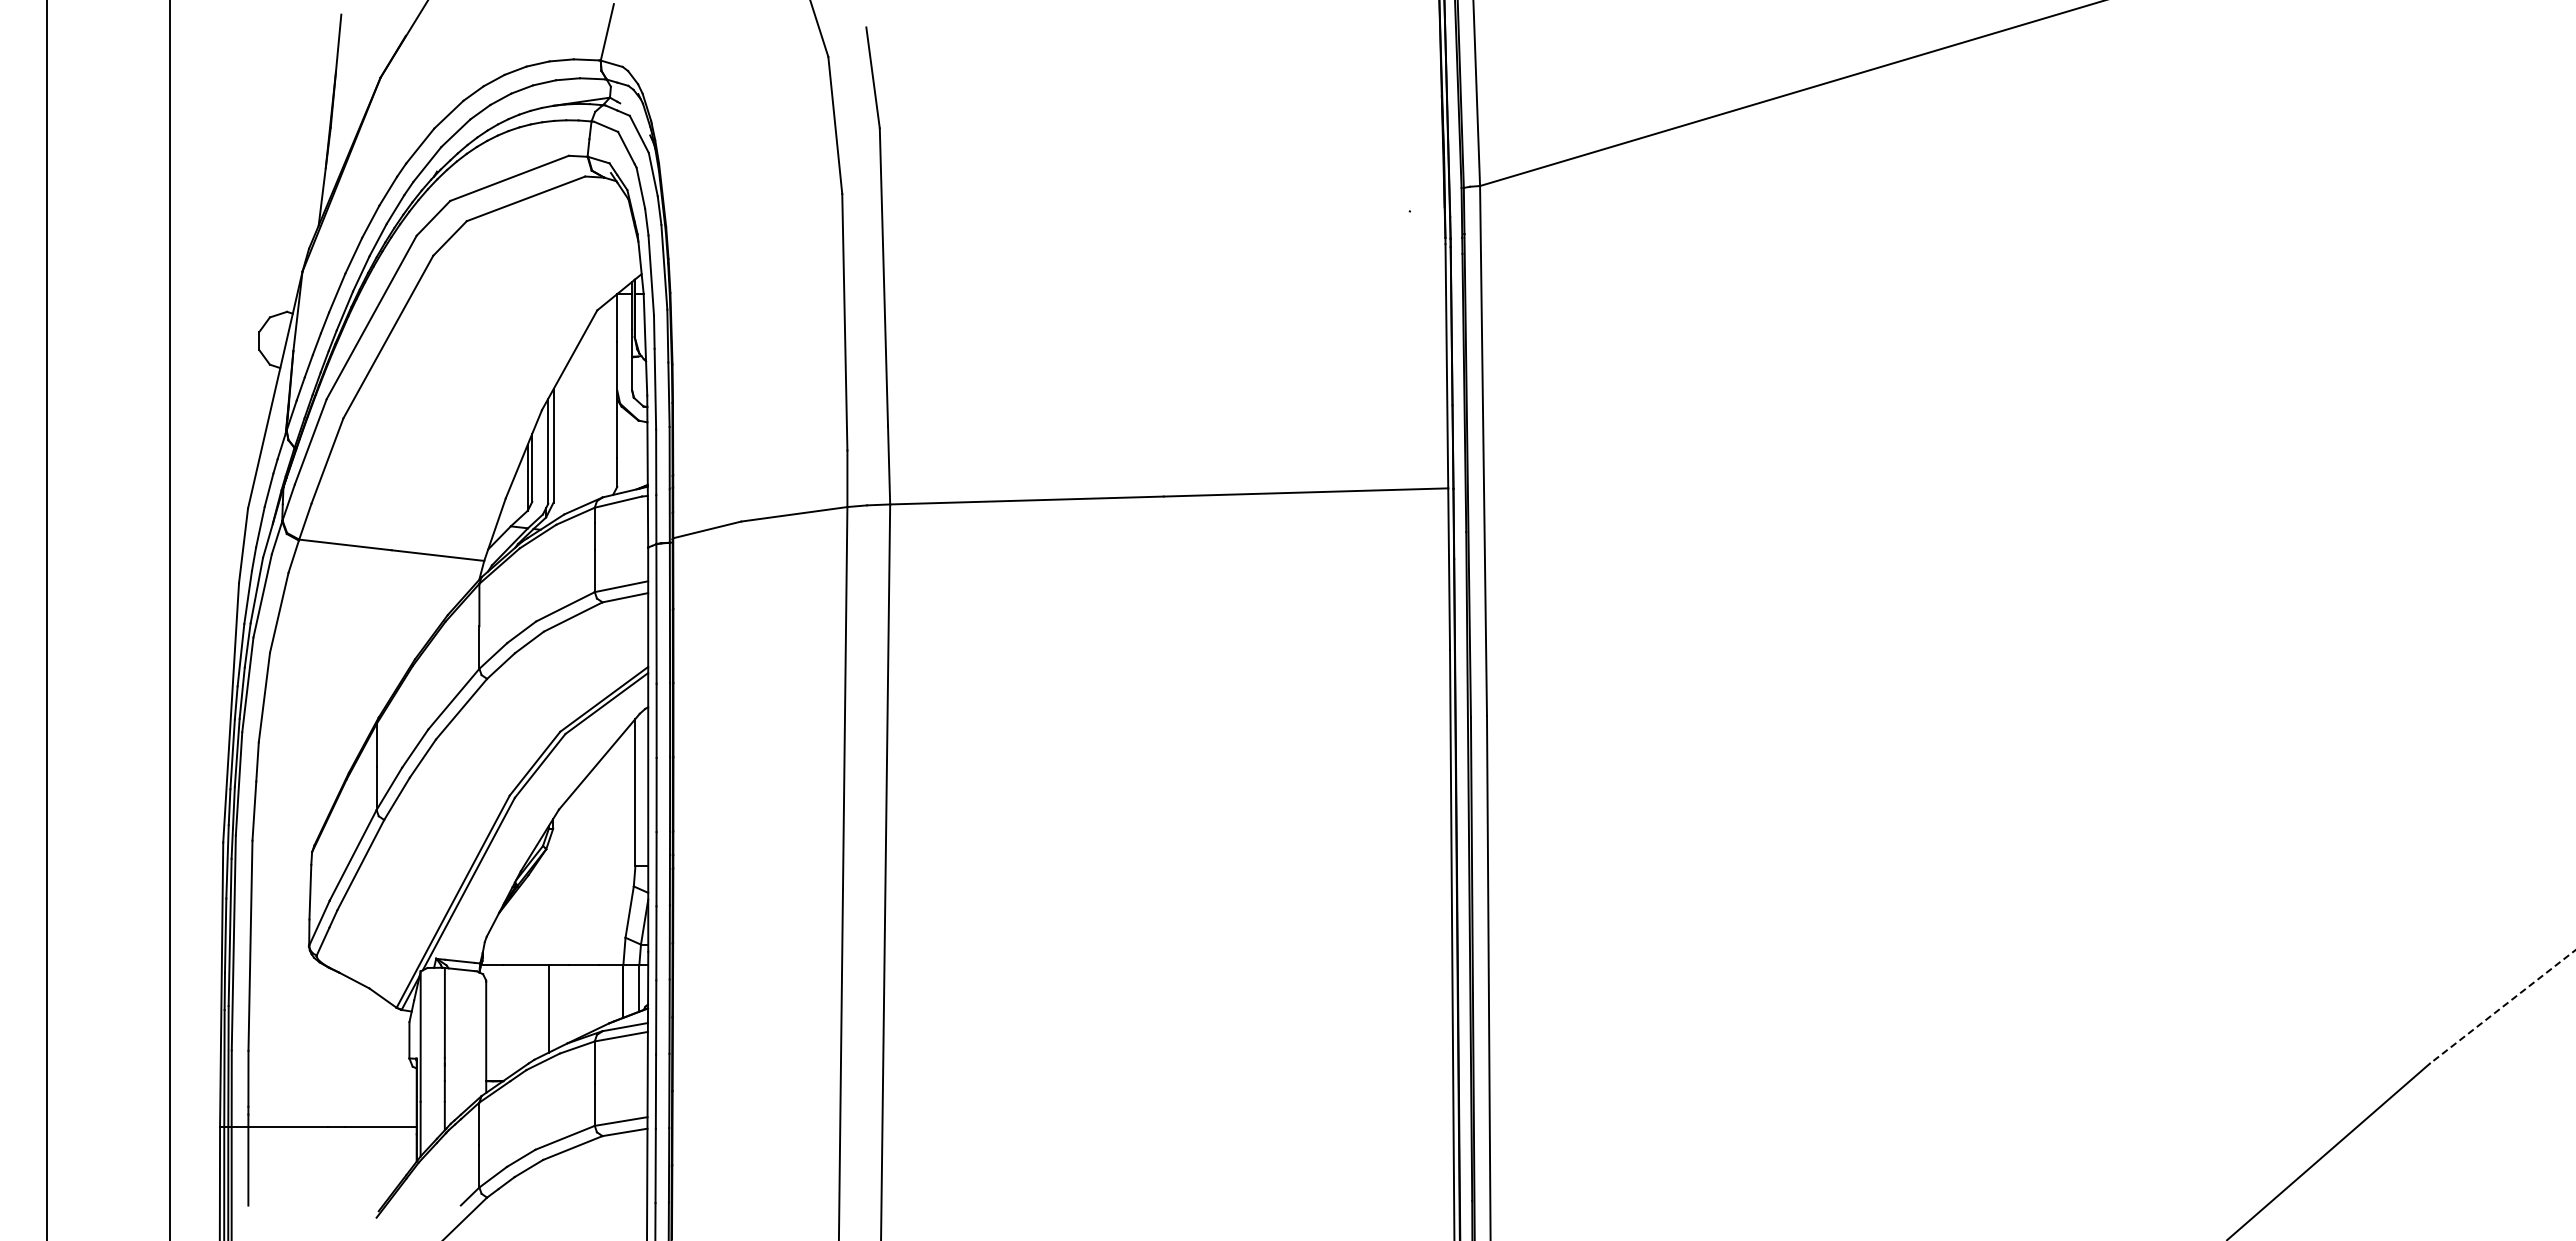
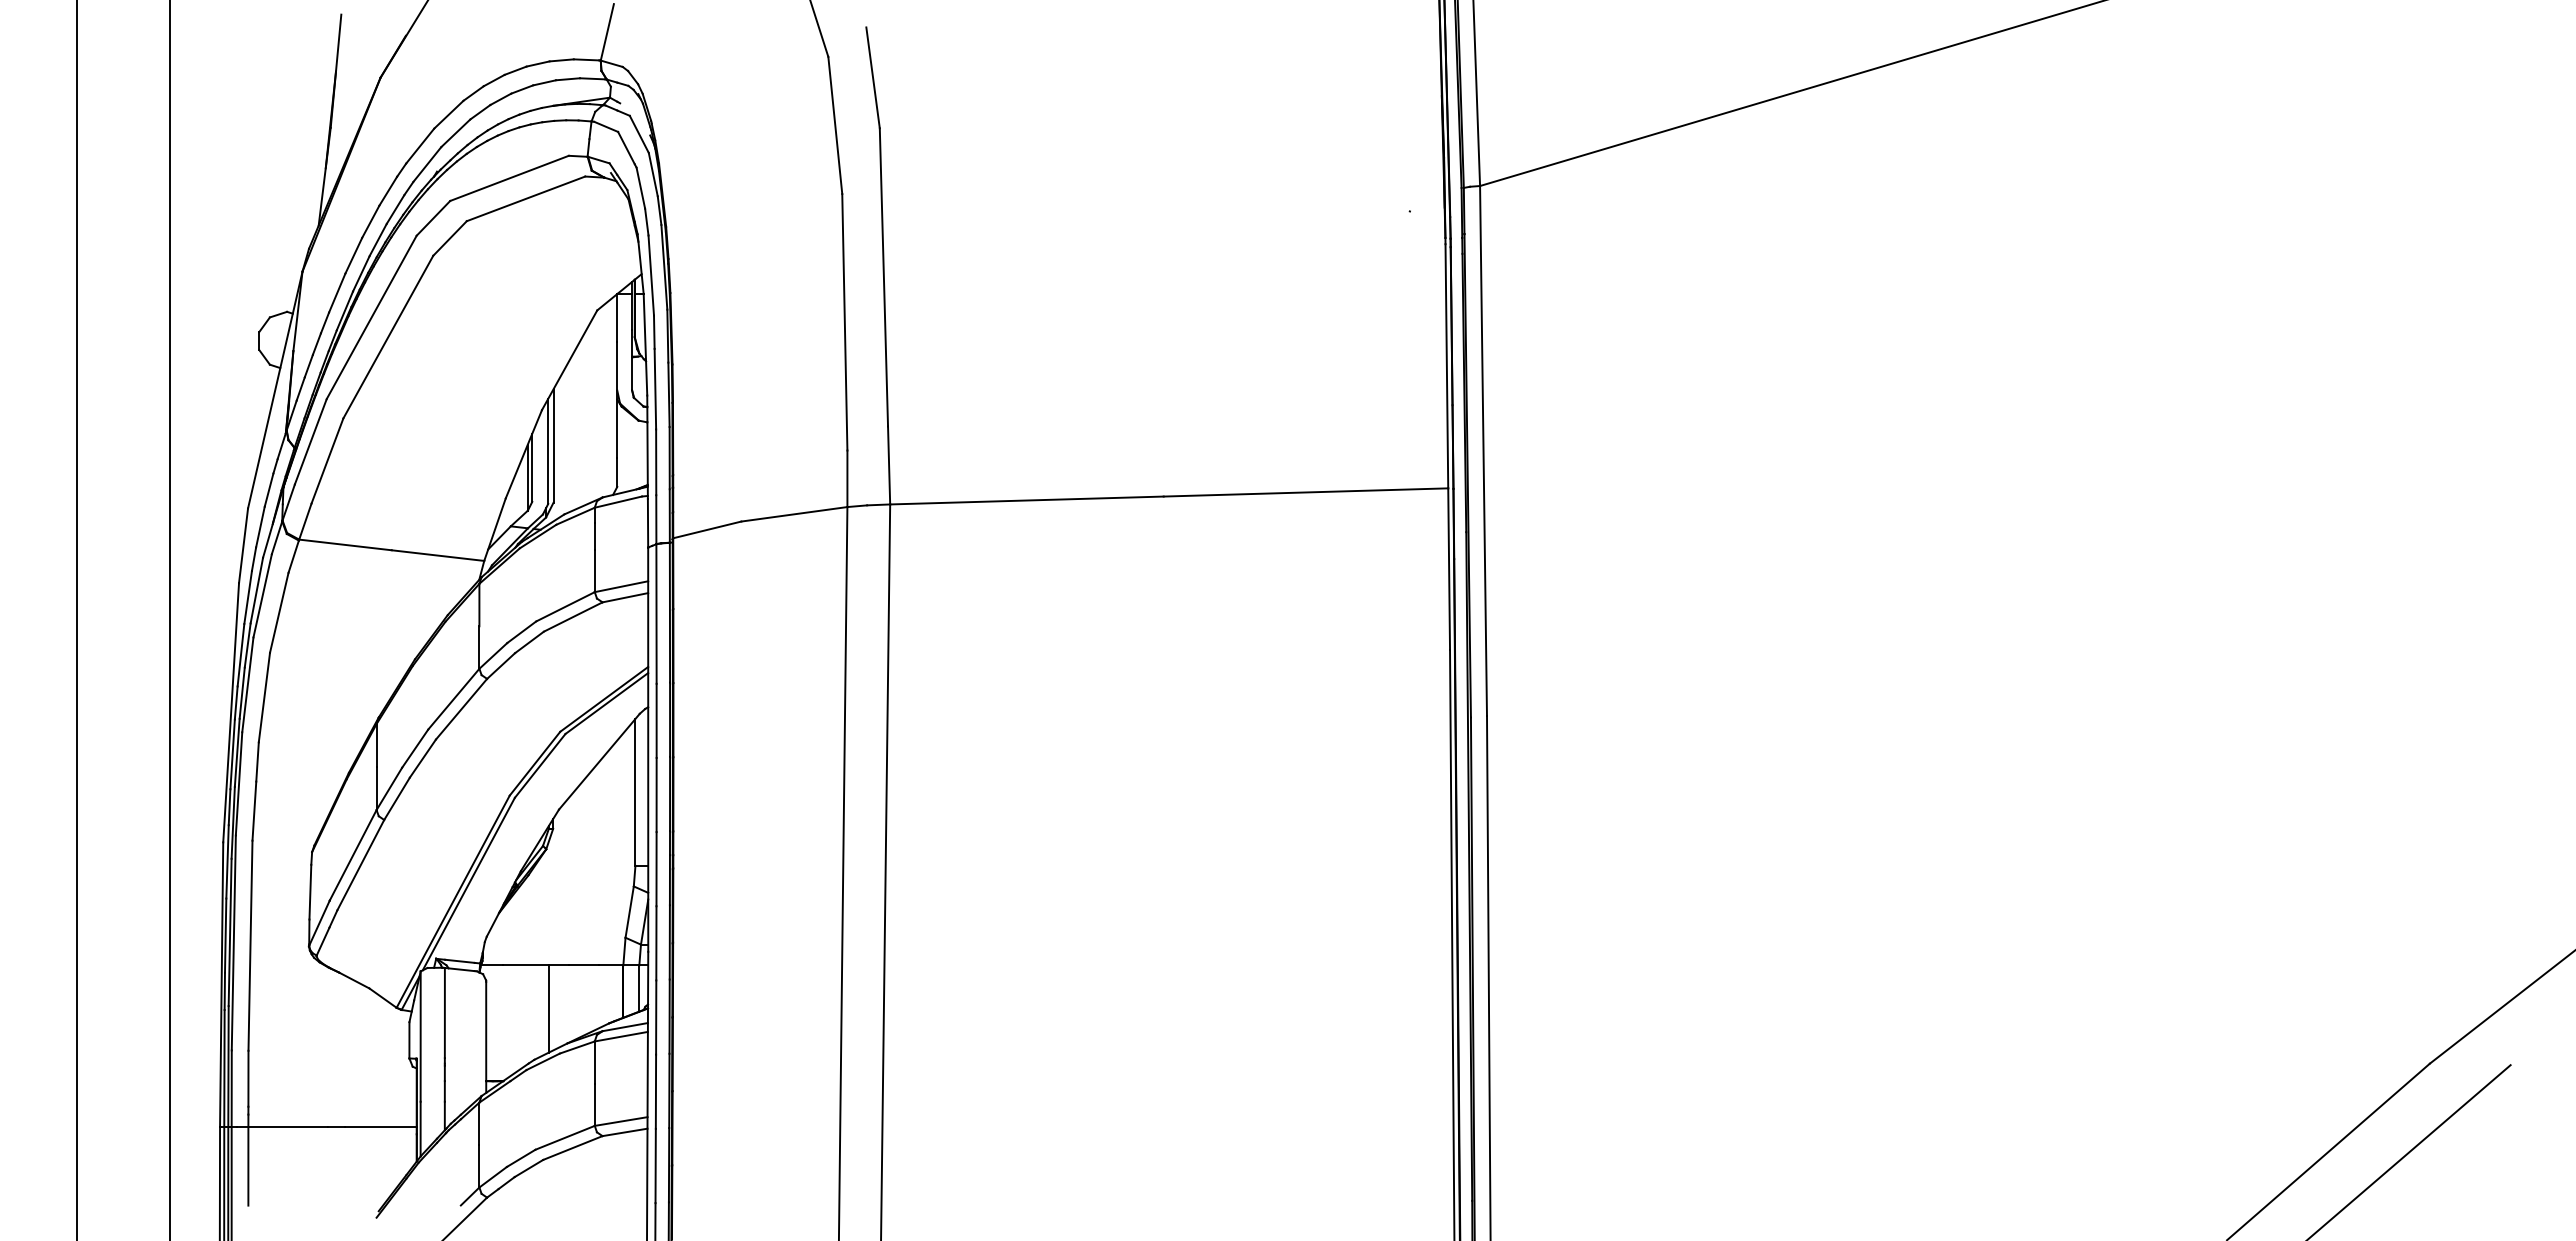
line position: (47, 619) -> (77, 619) (77, 619)
line: dashed -> solid (2502, 1007)
line: none -> present (2410, 1151)
